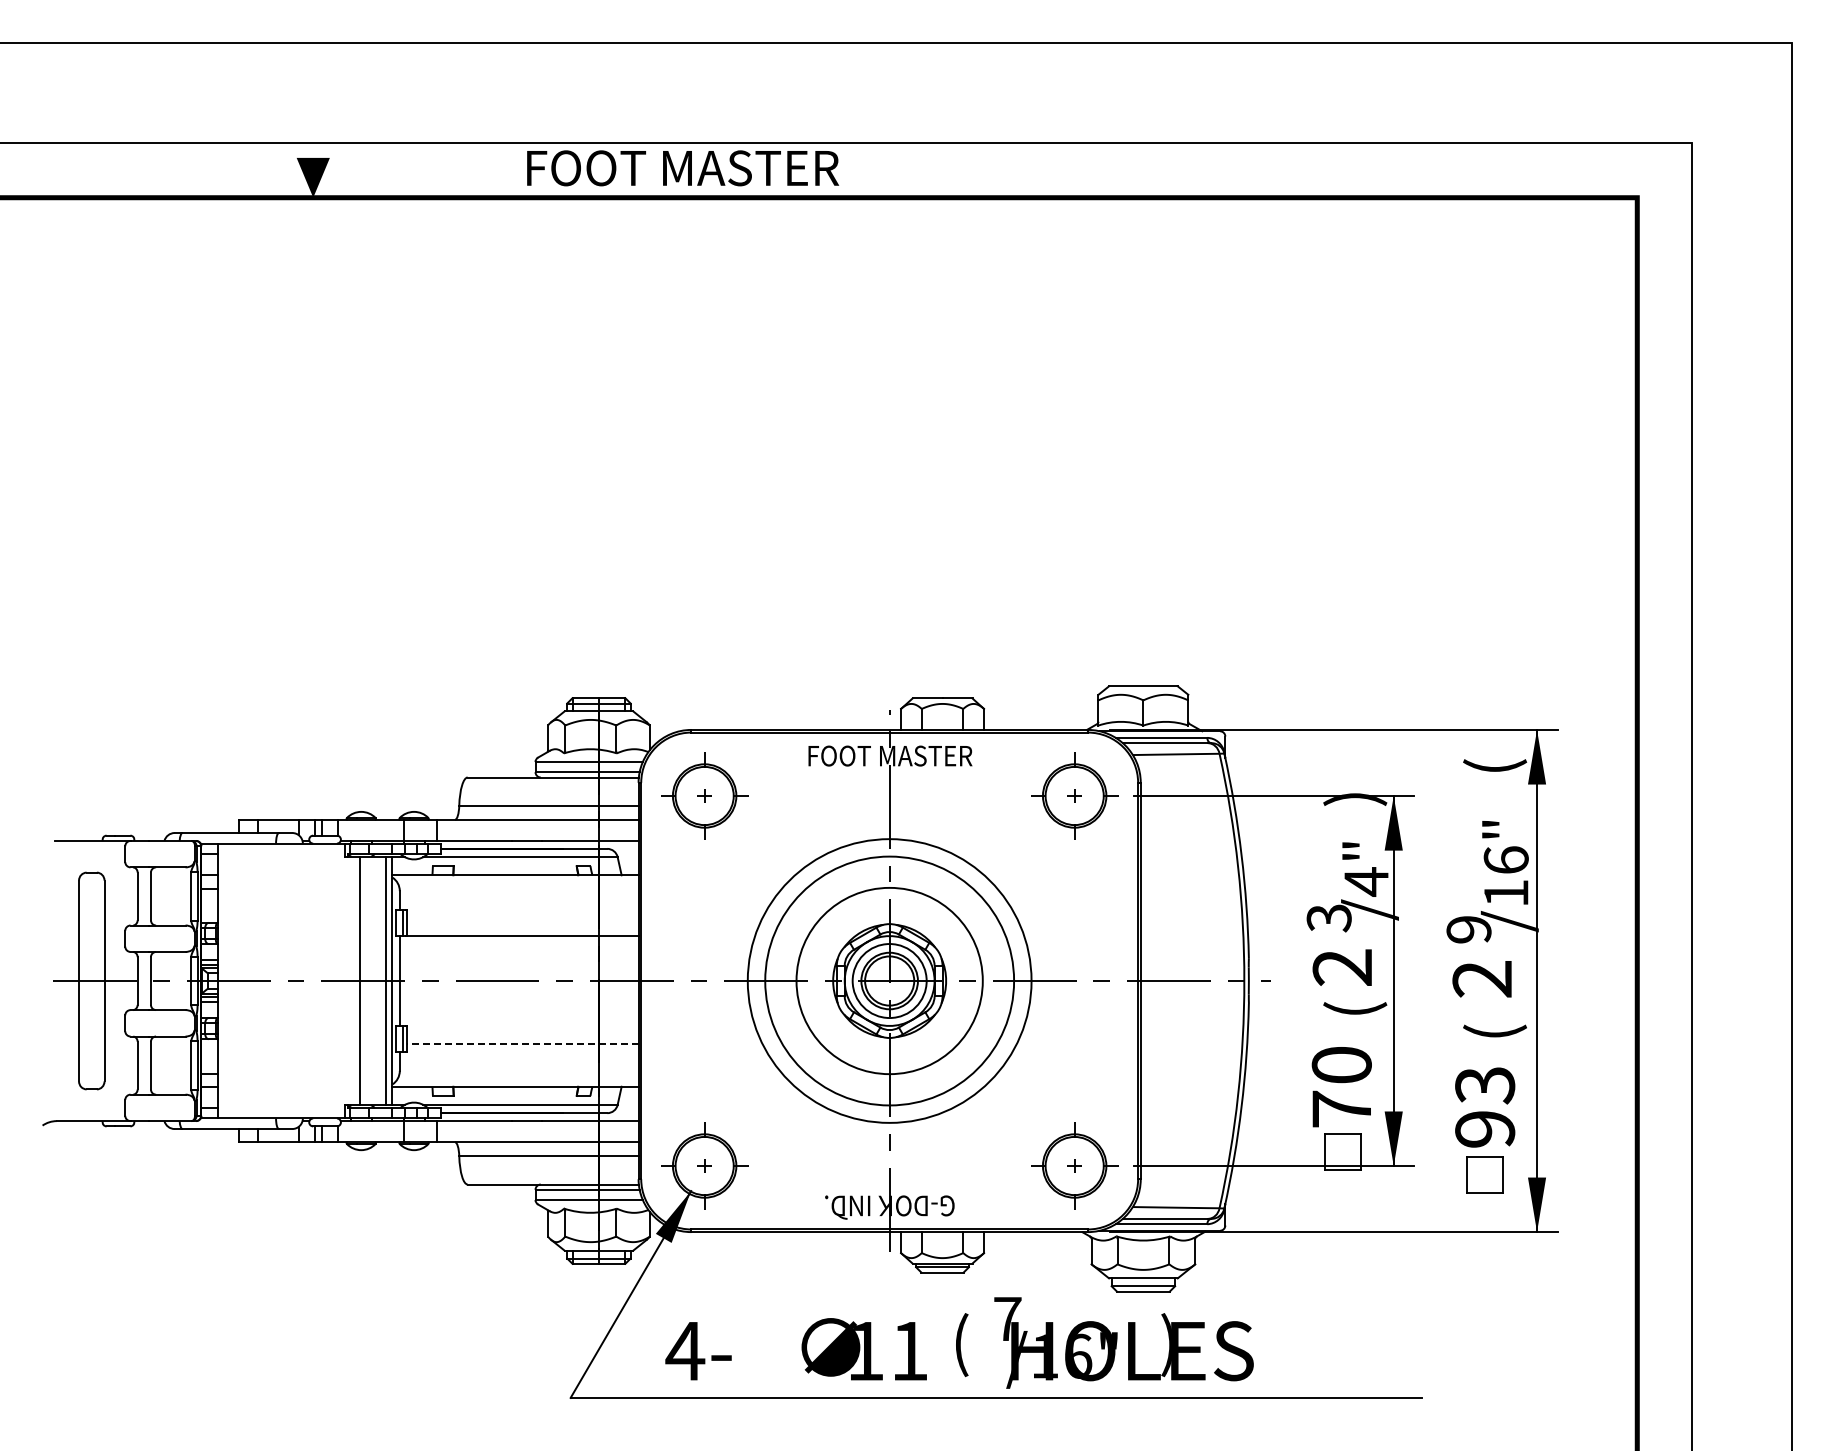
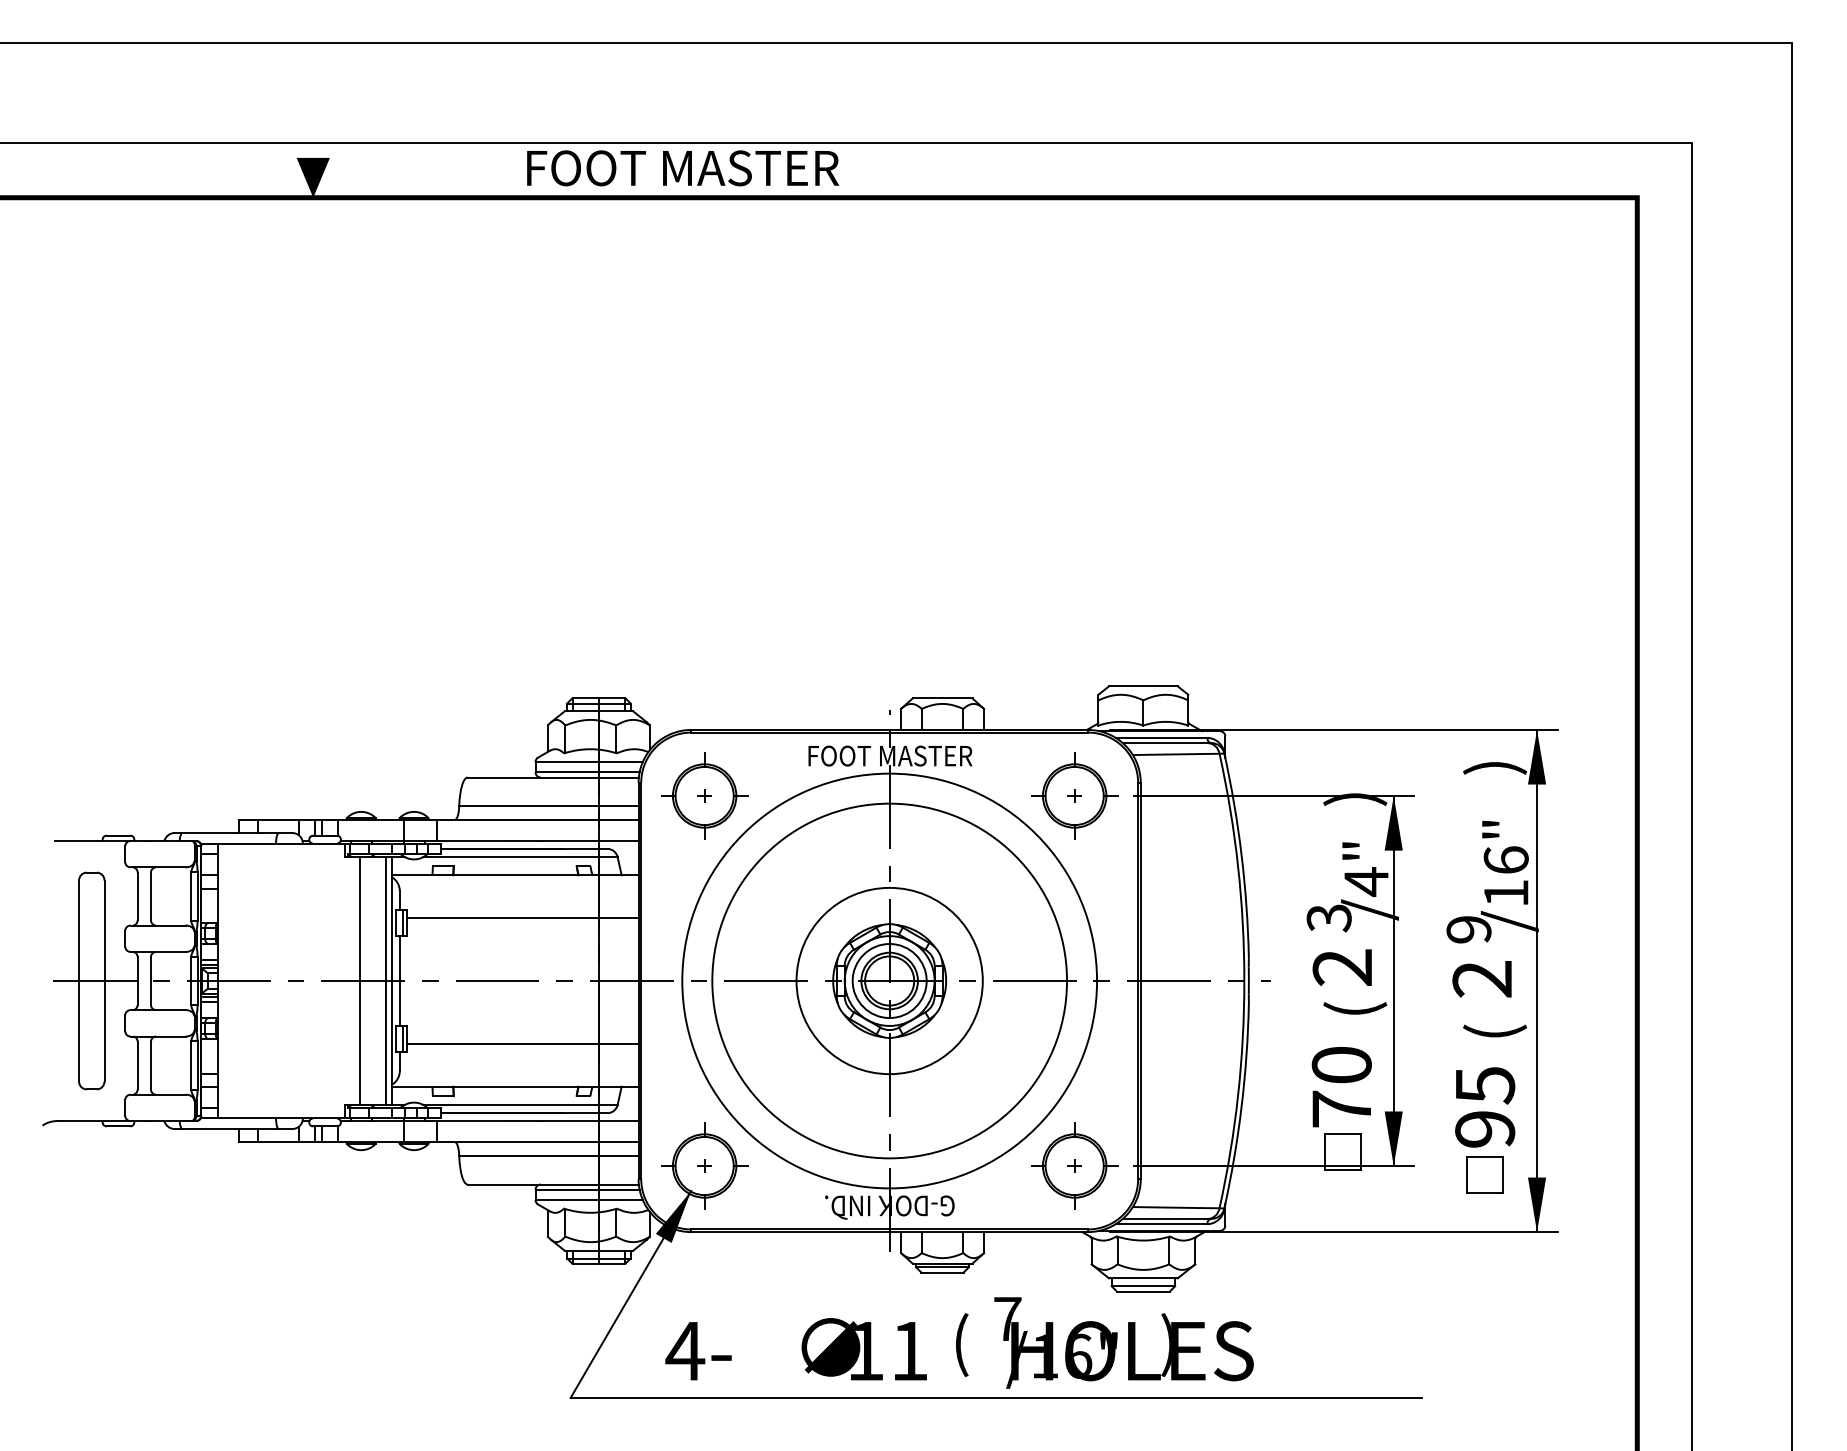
text: ( -> ) (1495, 766)
line position: (522, 935) -> (522, 917) (522, 917)
circle diameter: 249 px -> 415 px (889, 980)
circle diameter: 284 px -> 355 px (889, 980)
line: dashed -> solid (522, 1044)
text: 93 -> 95 (1484, 1085)
